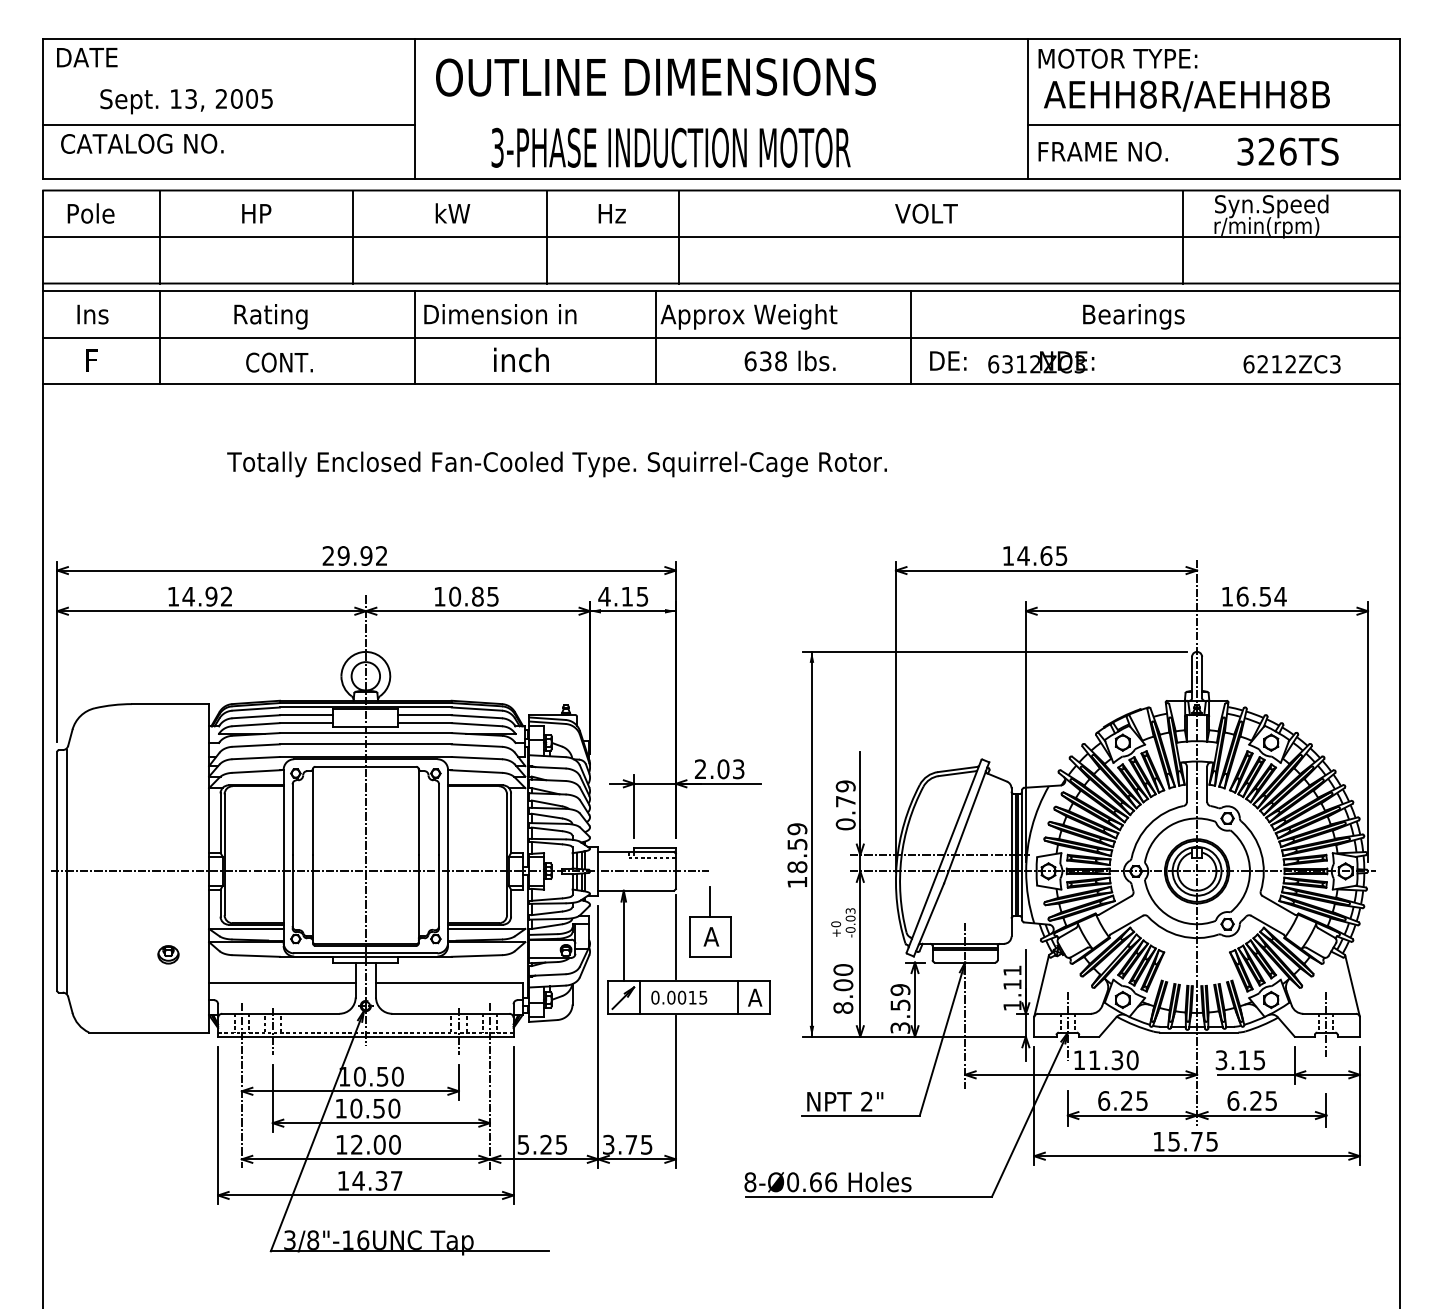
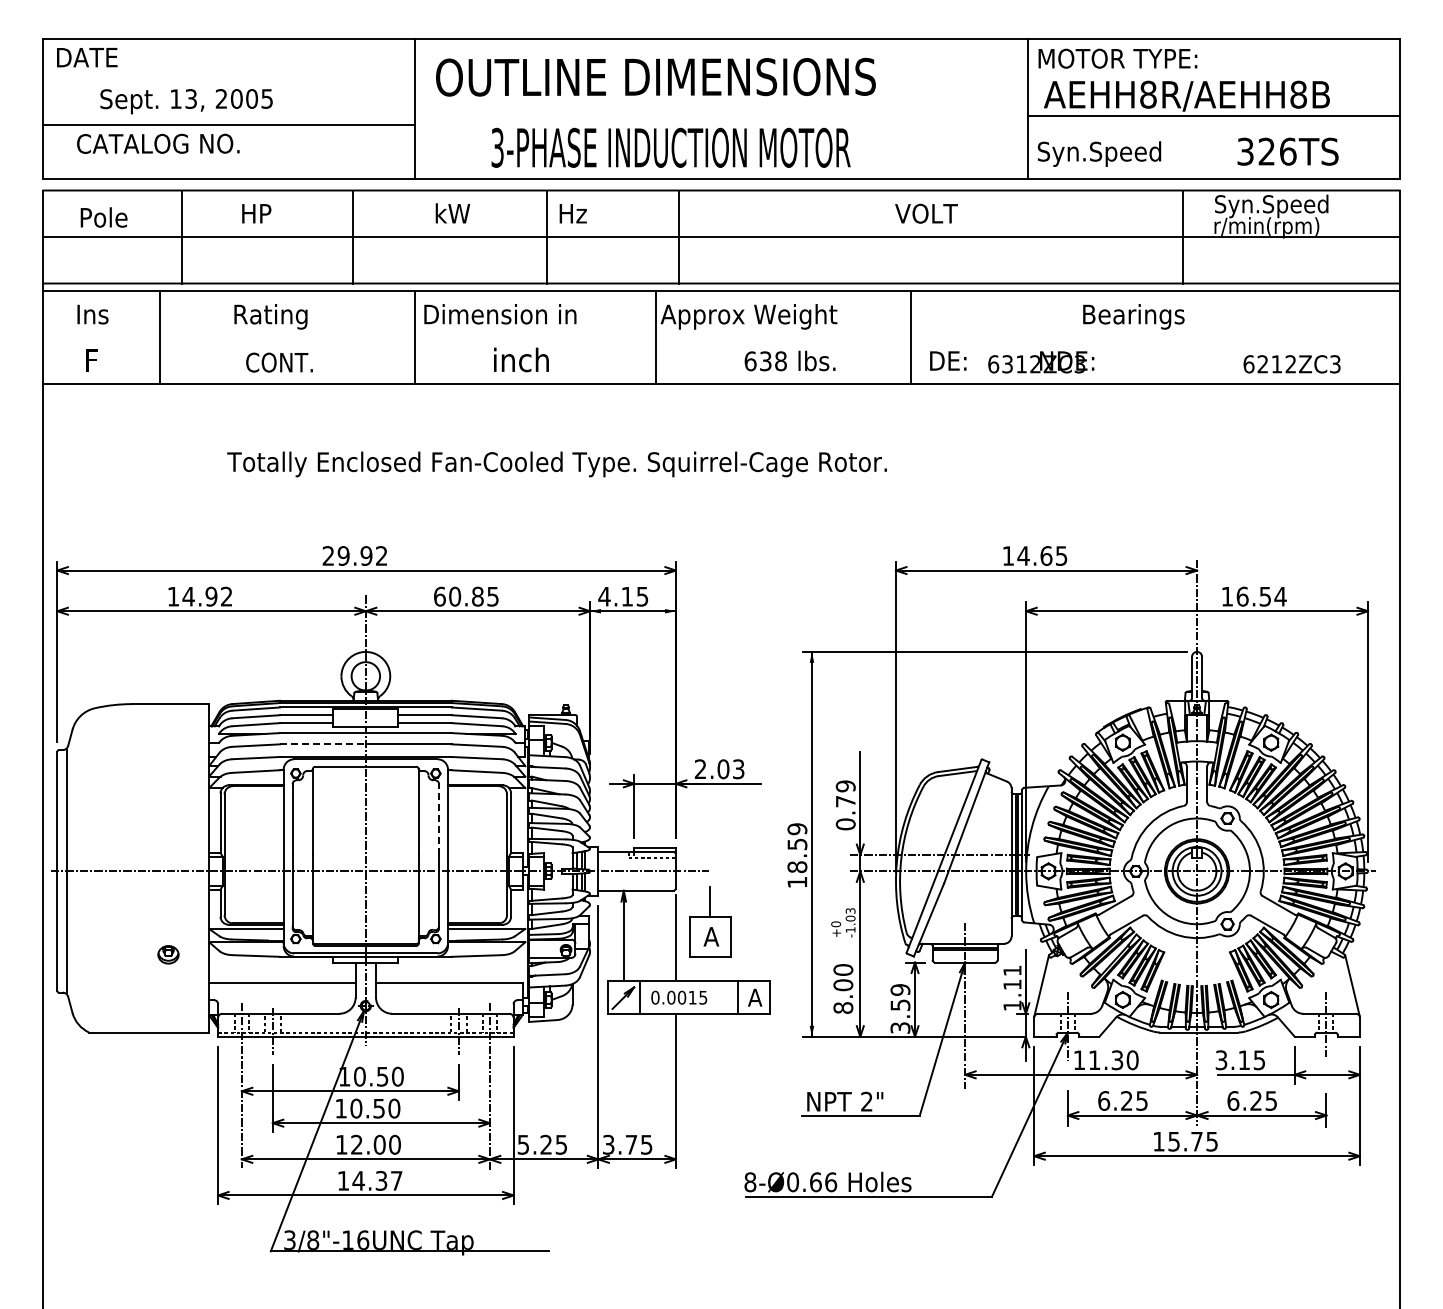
line position: (1213, 124) -> (1213, 115) (1213, 115)
text position: (142, 143) -> (158, 143) (158, 143)
text: FRAME NO. -> Syn.Speed (1102, 153)
text position: (90, 213) -> (103, 217) (103, 217)
text position: (611, 213) -> (572, 213) (572, 213)
line position: (159, 236) -> (181, 236) (181, 236)
line: present -> none (721, 337)
text: 10.85 -> 60.85 (439, 596)
line: solid -> dashed (322, 744)
line: solid -> dashed (439, 819)
text: -0.03 -> -1.03 (850, 929)
